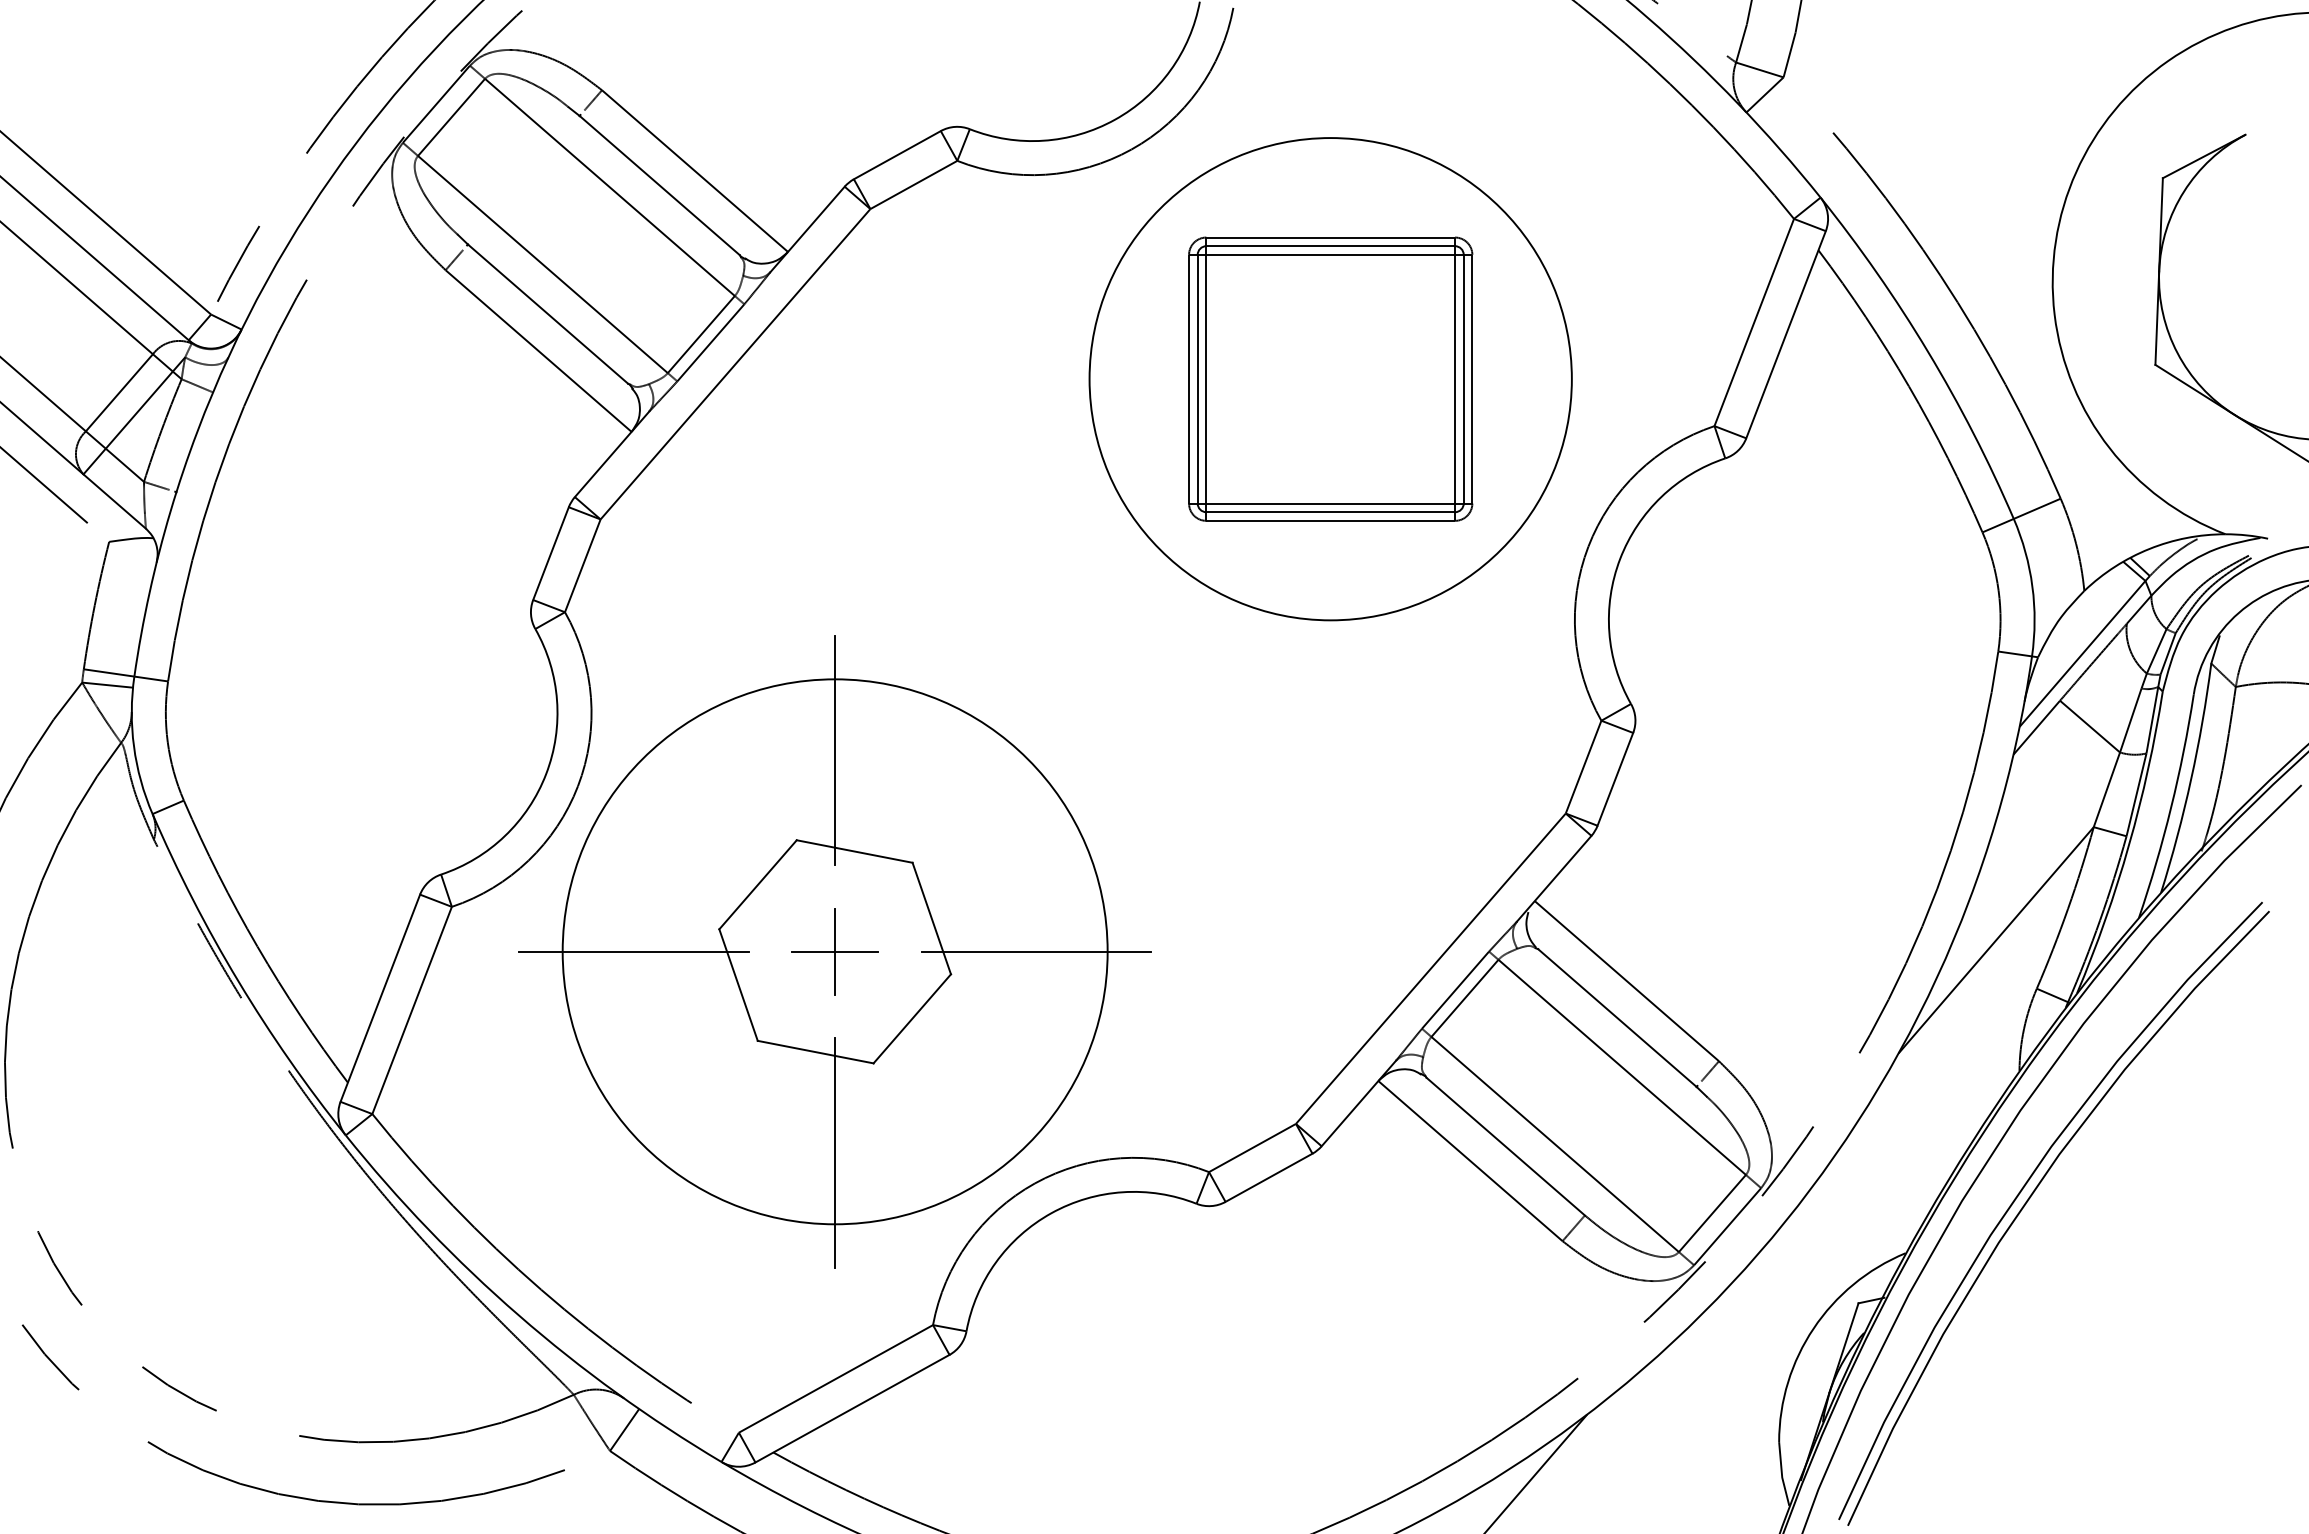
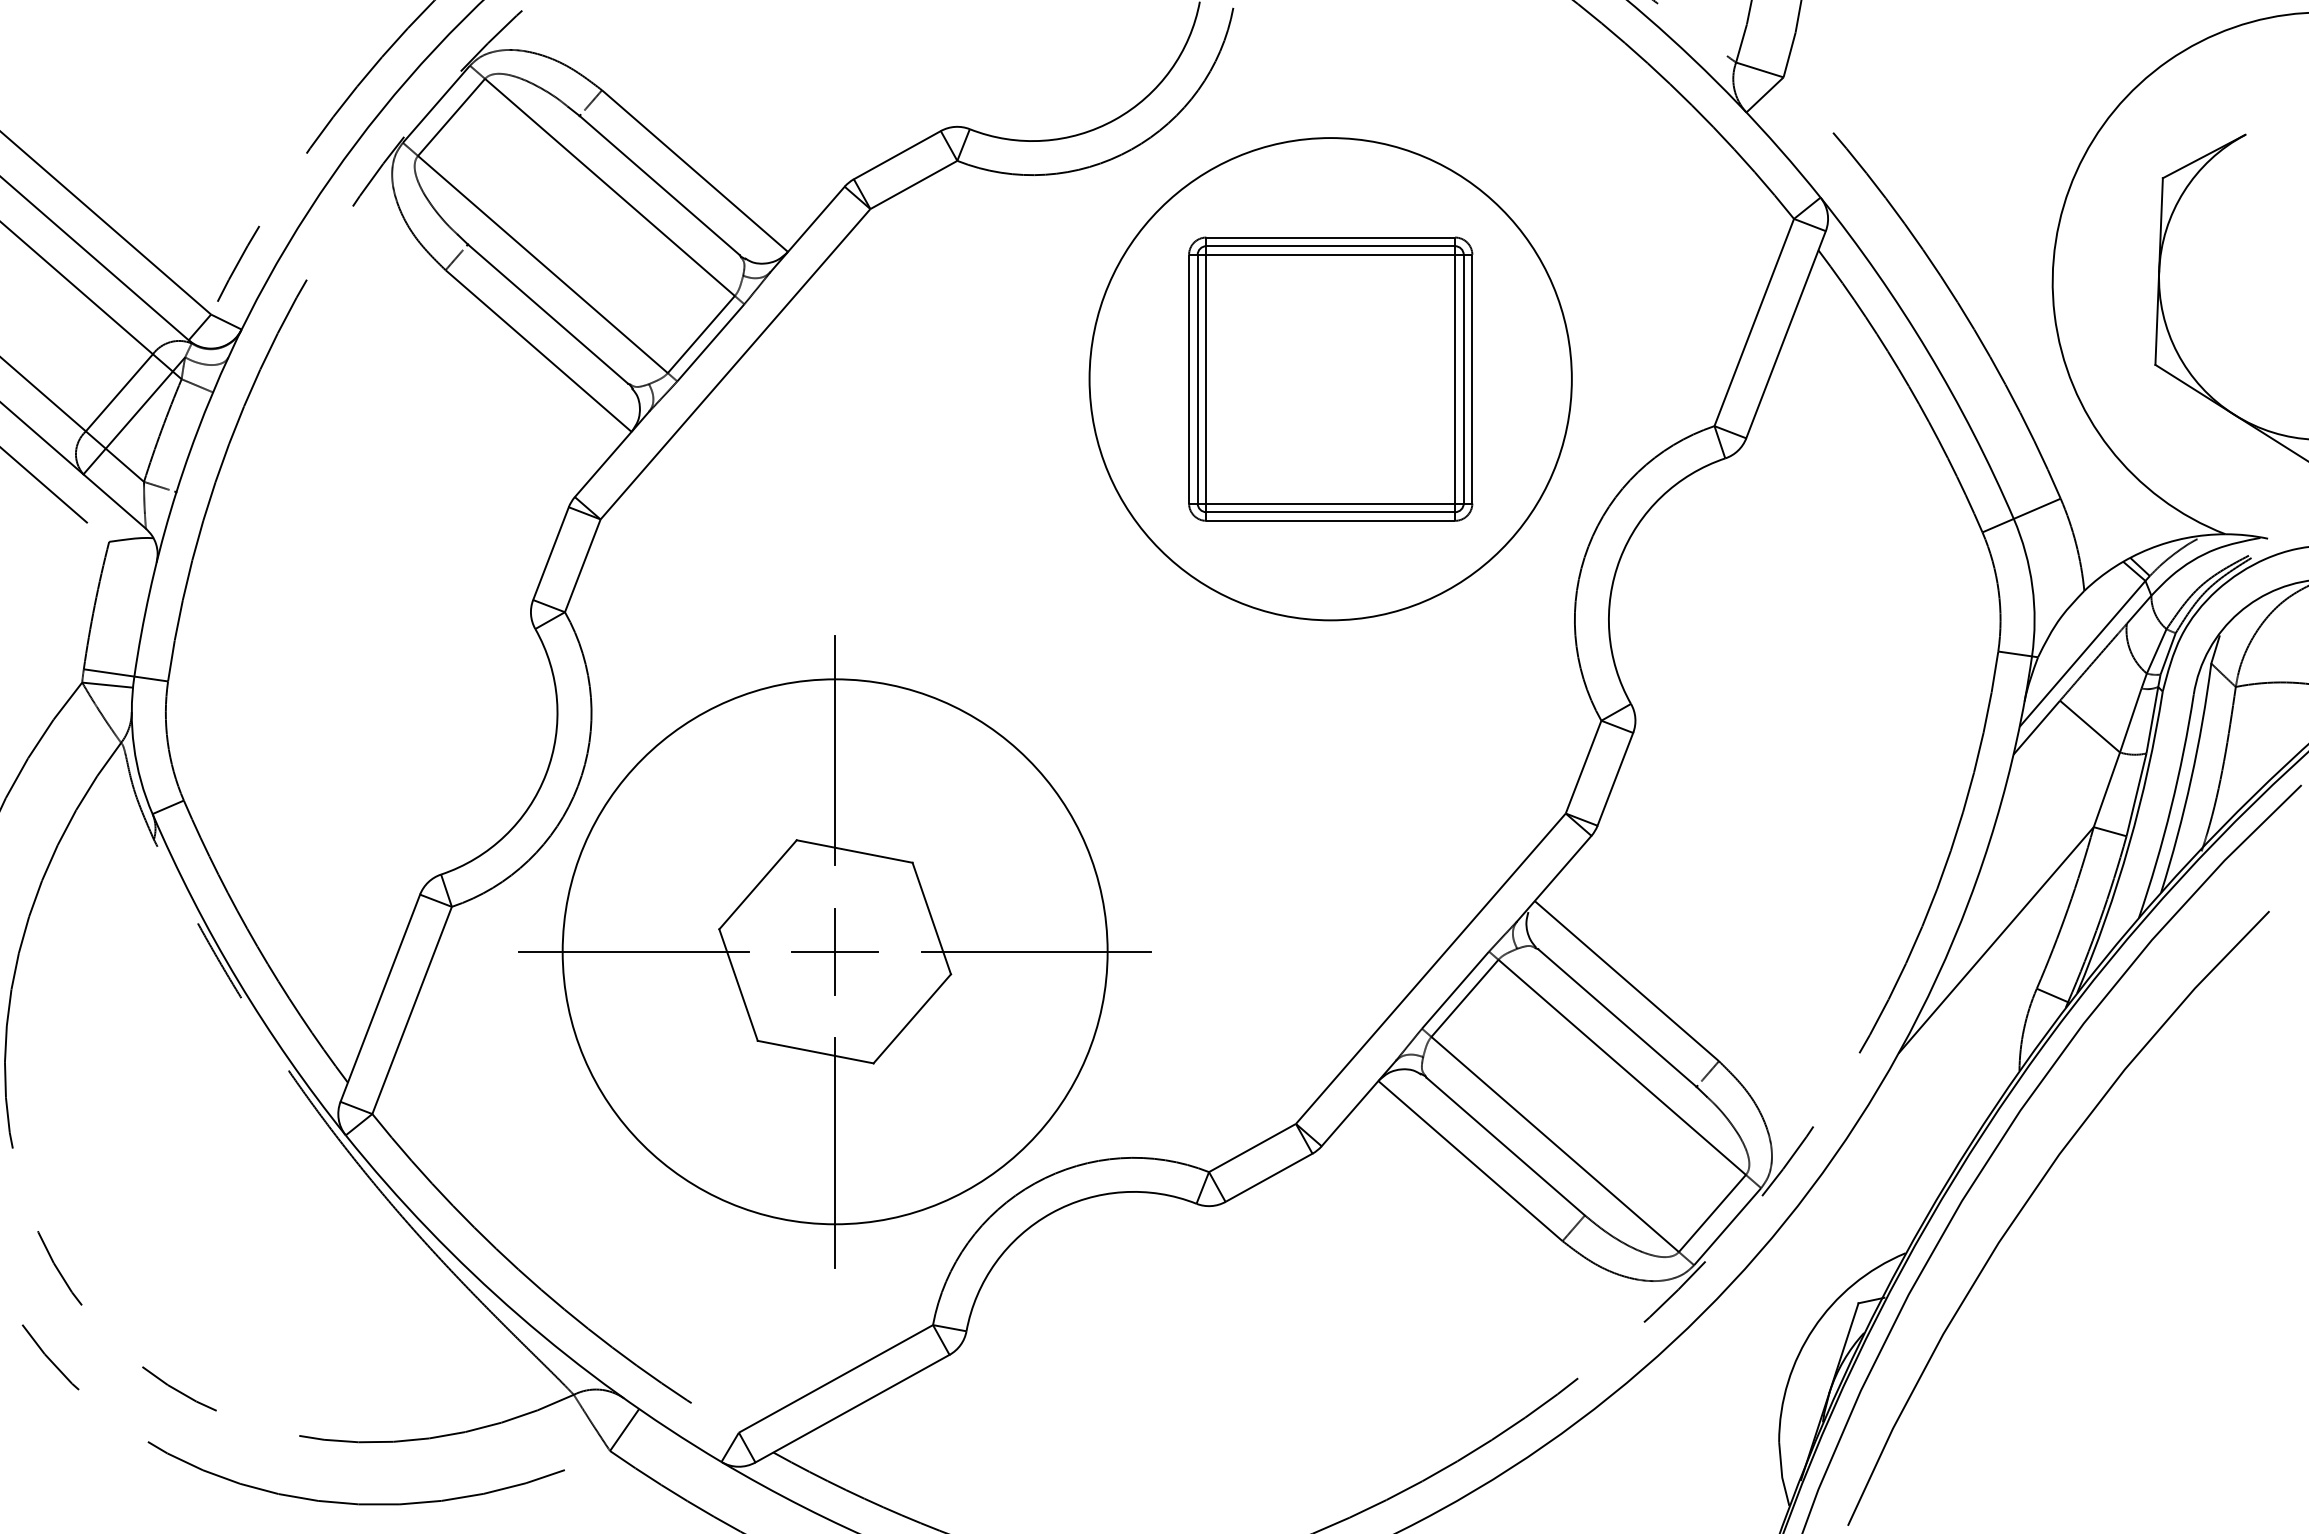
curve: present -> none (2021, 1192)
line: present -> none (1536, 1472)
